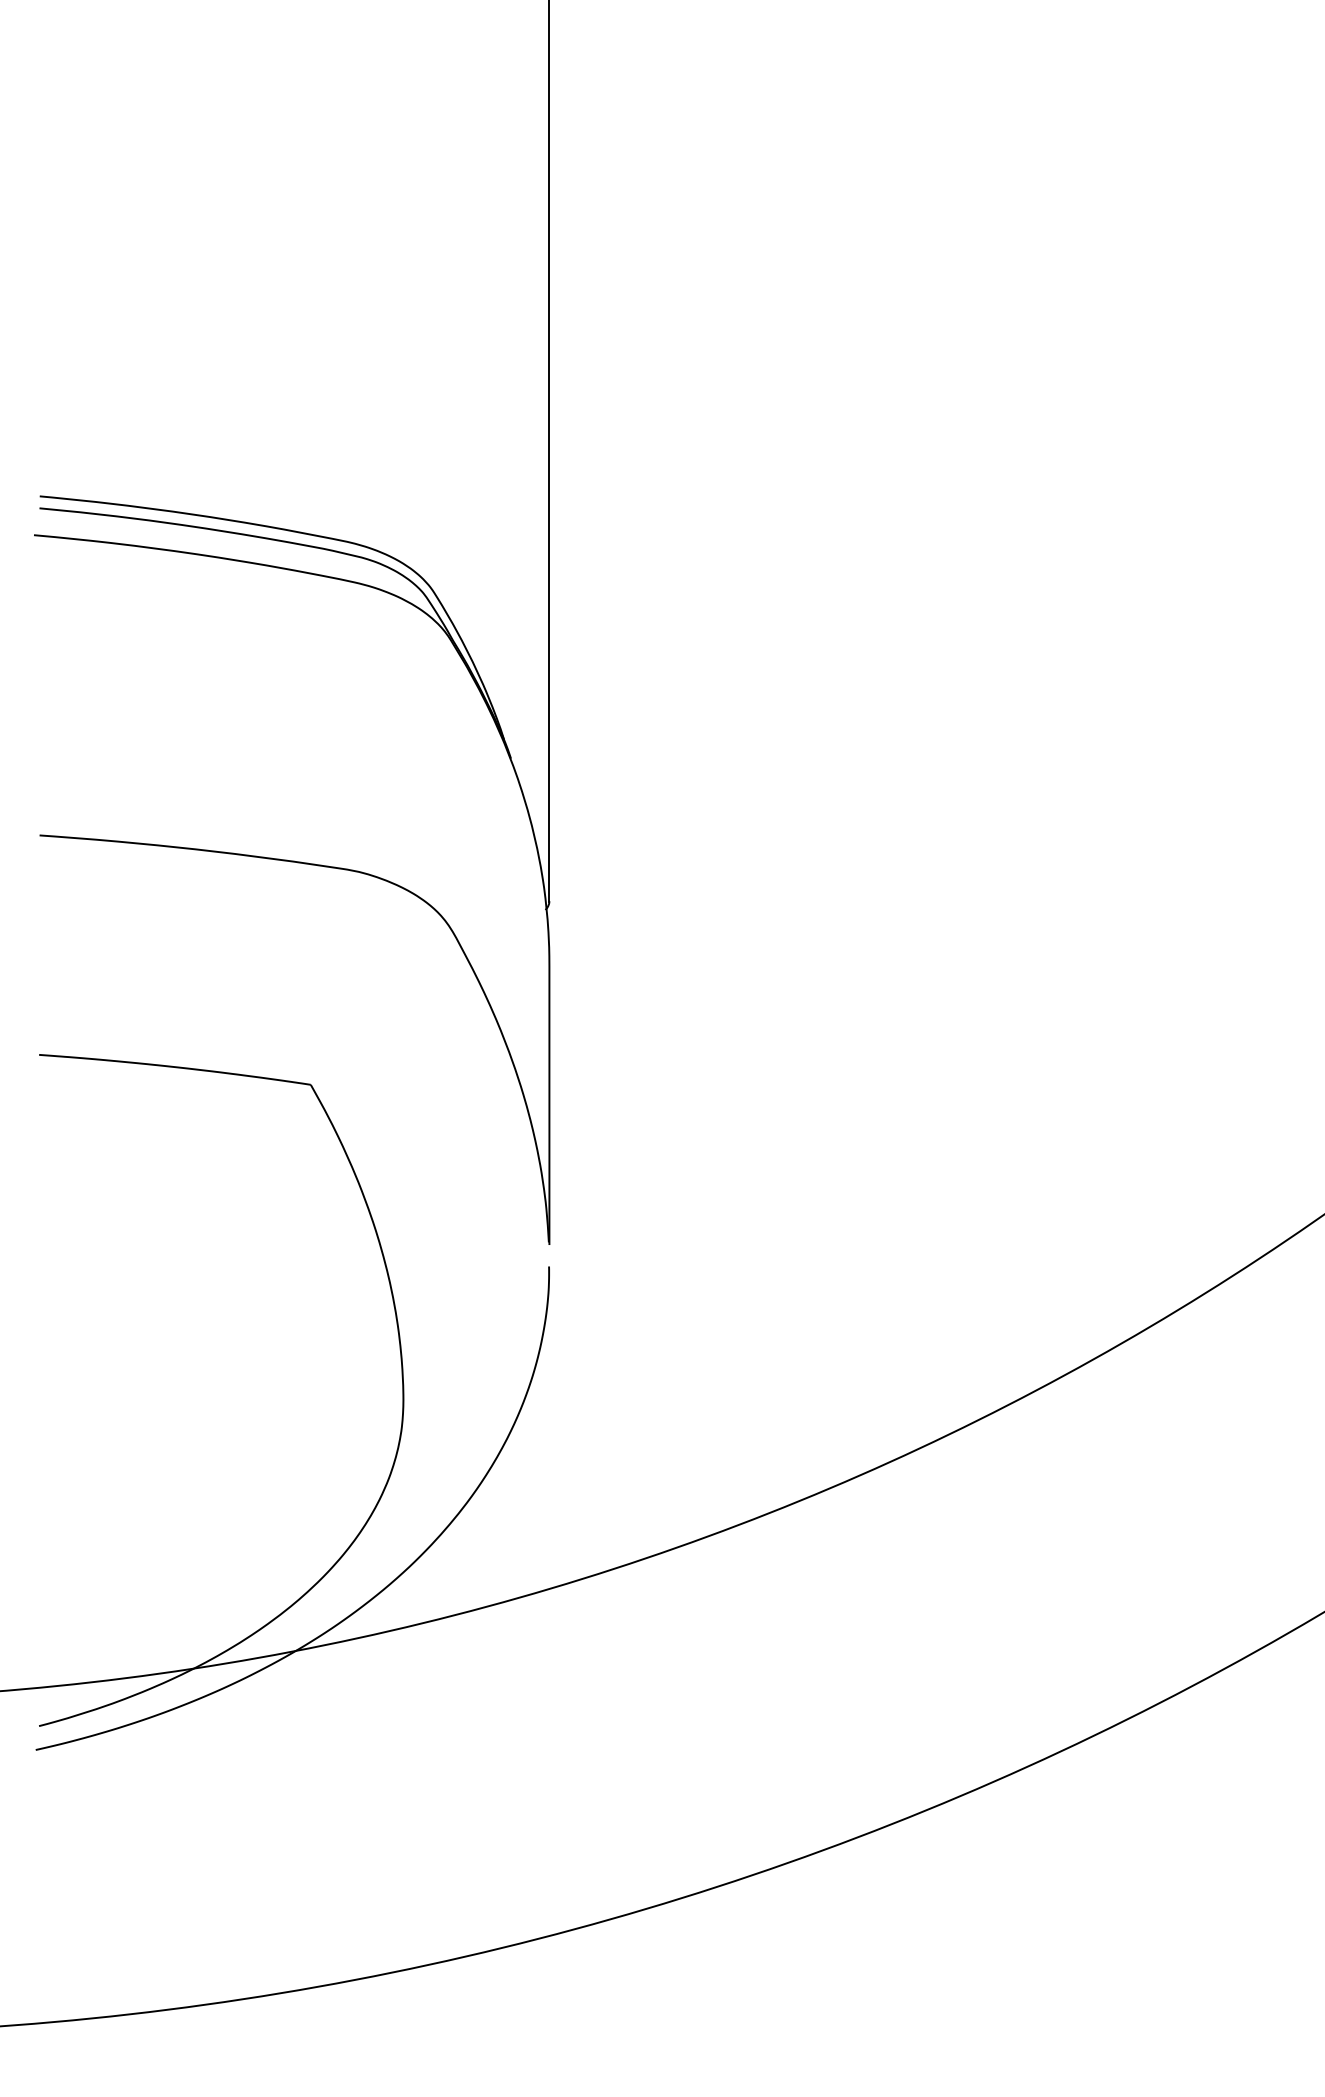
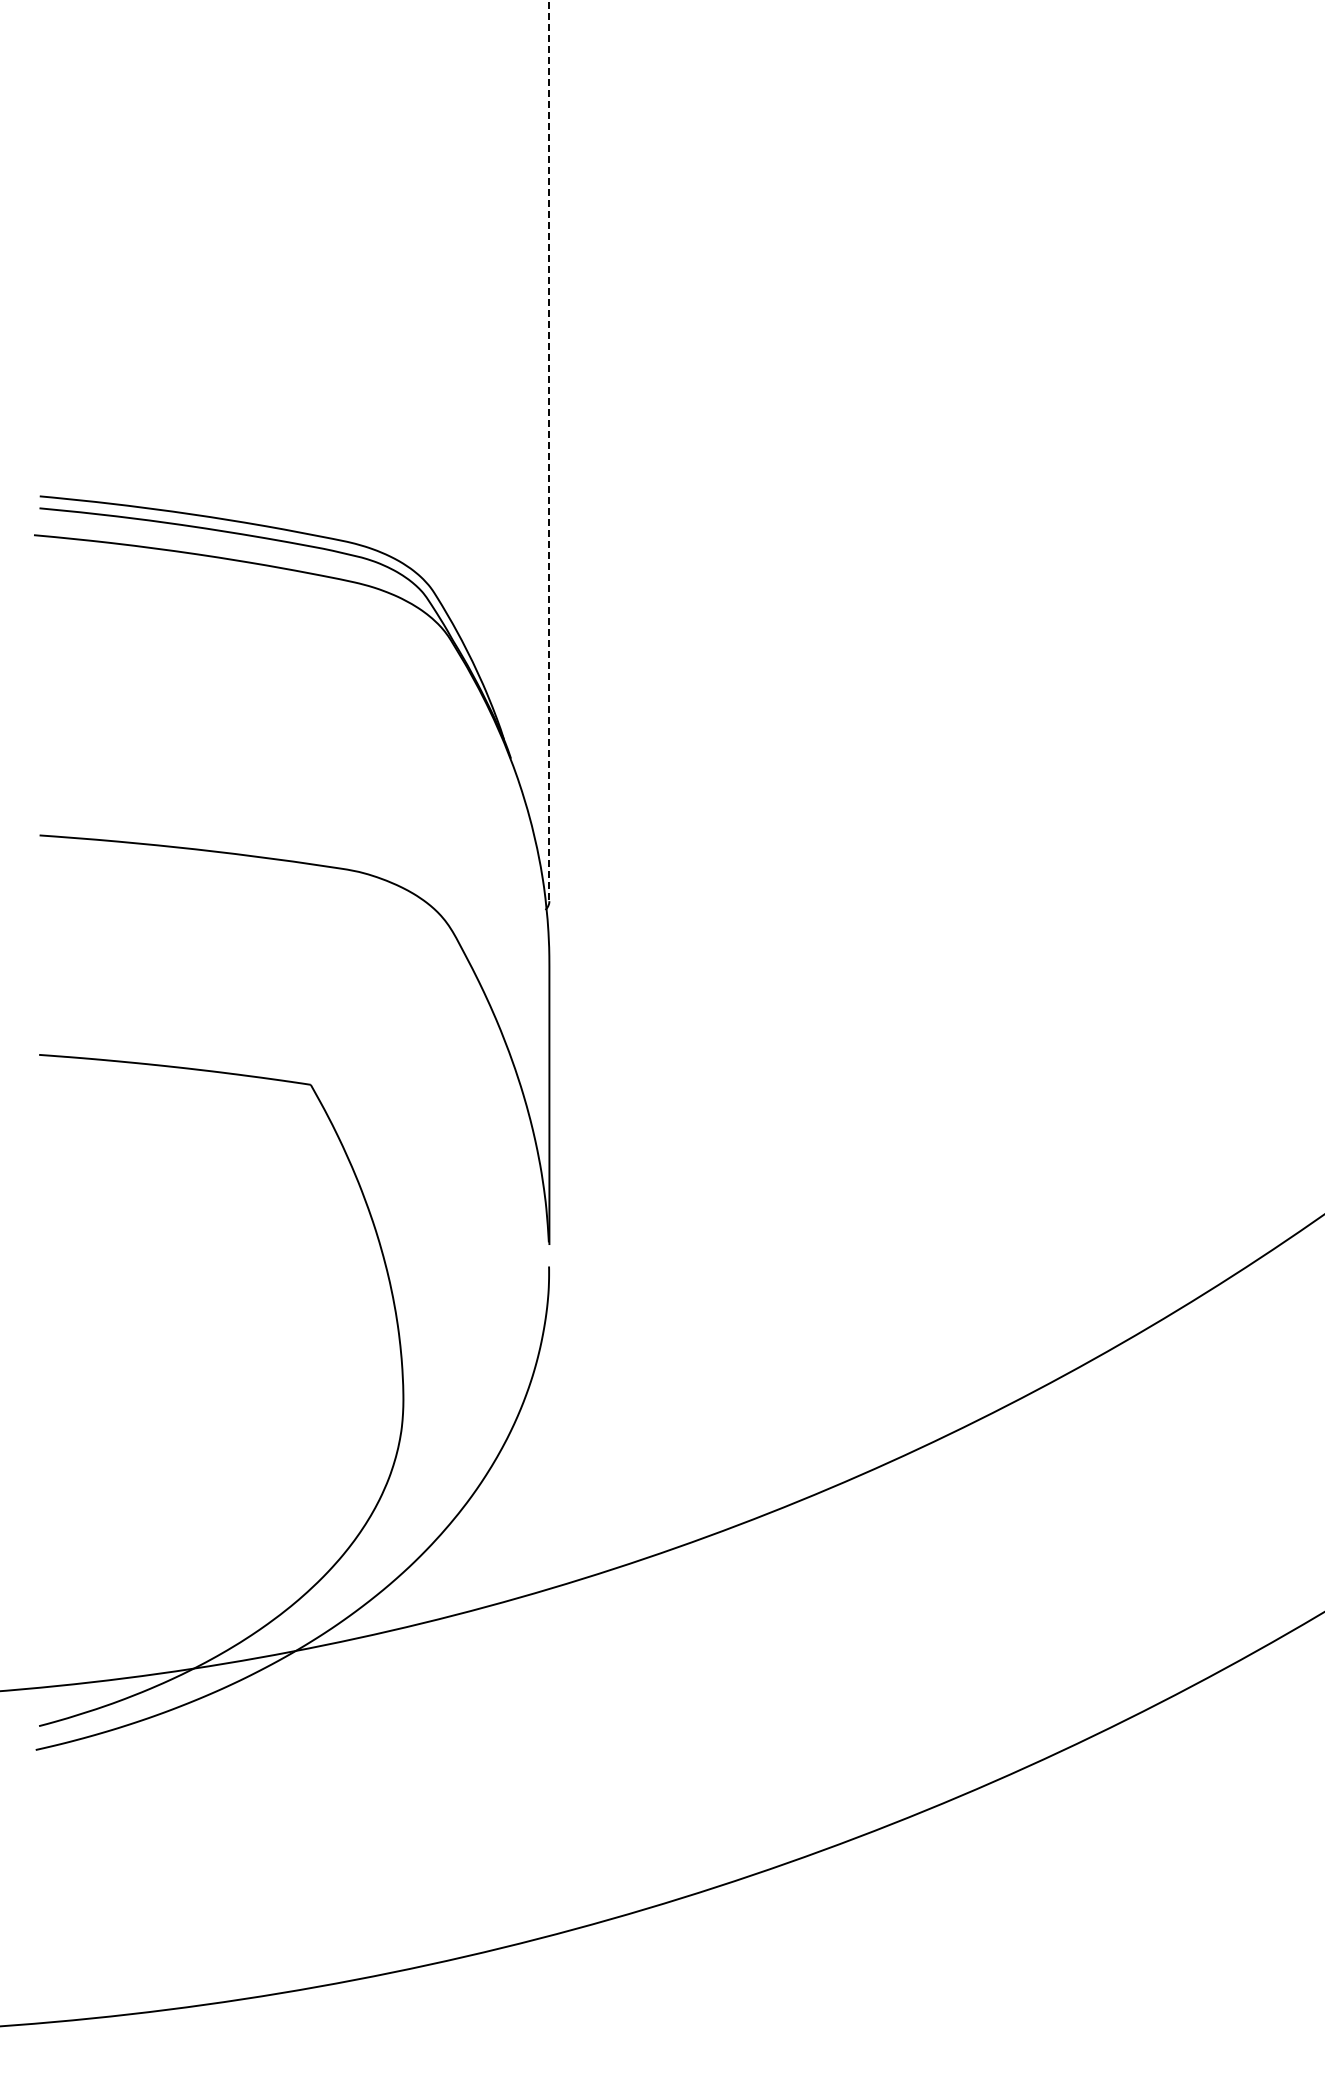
line: solid -> dashed (549, 451)
